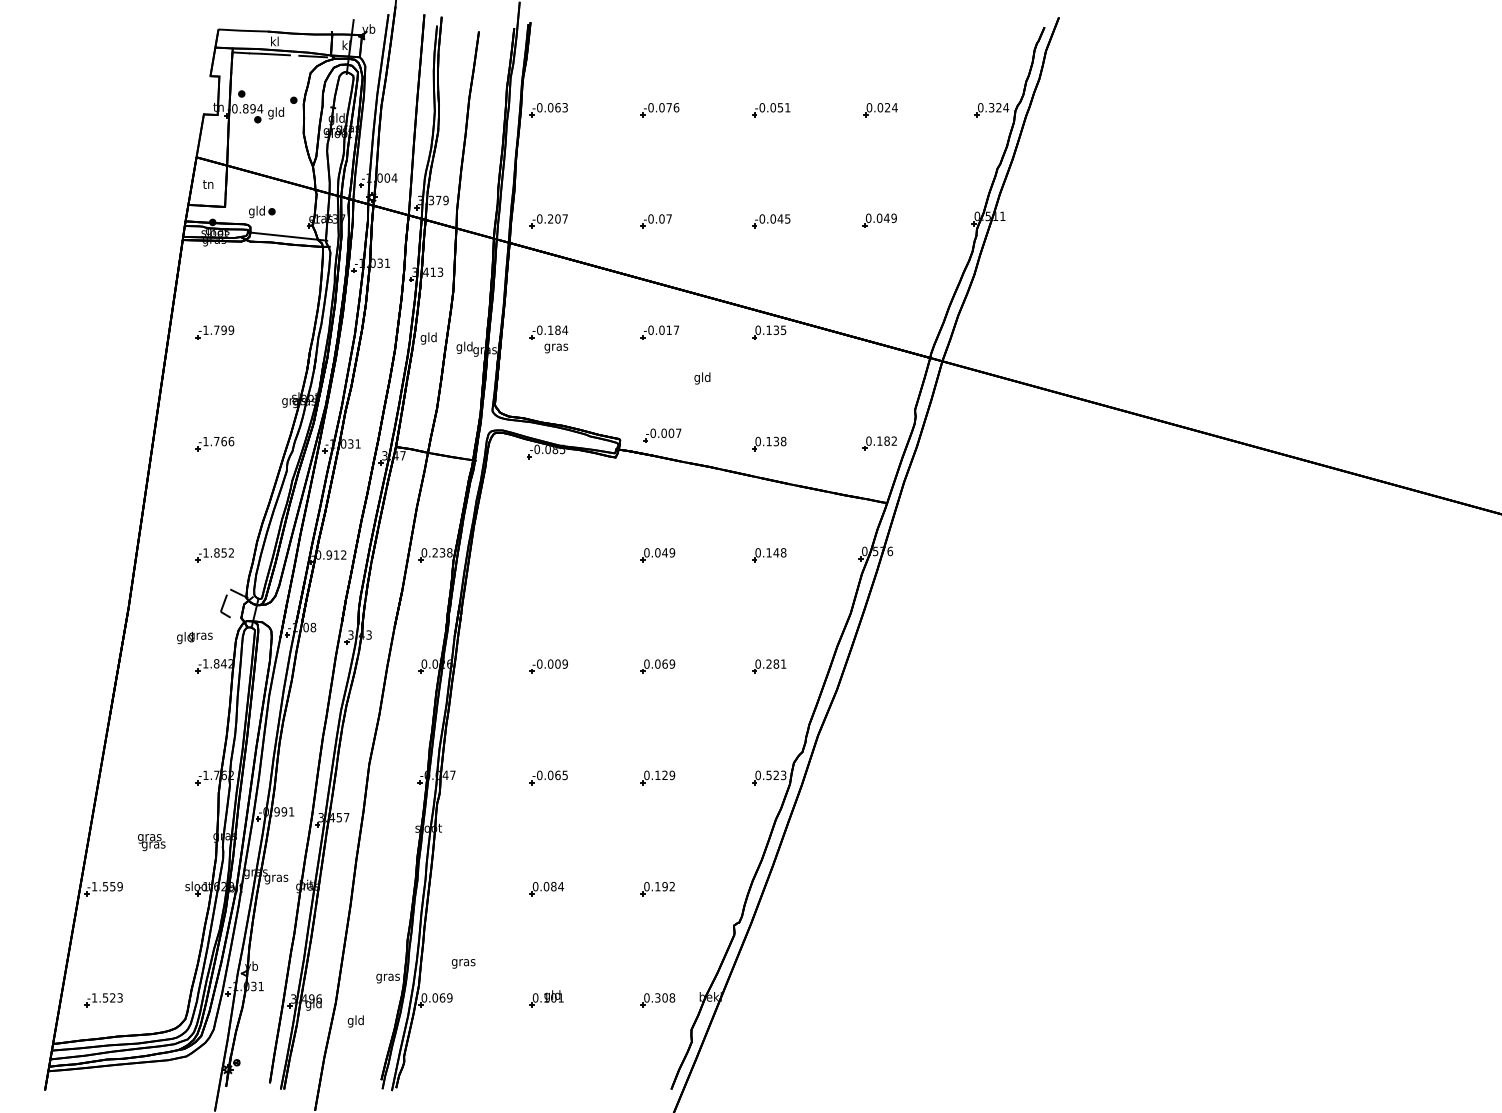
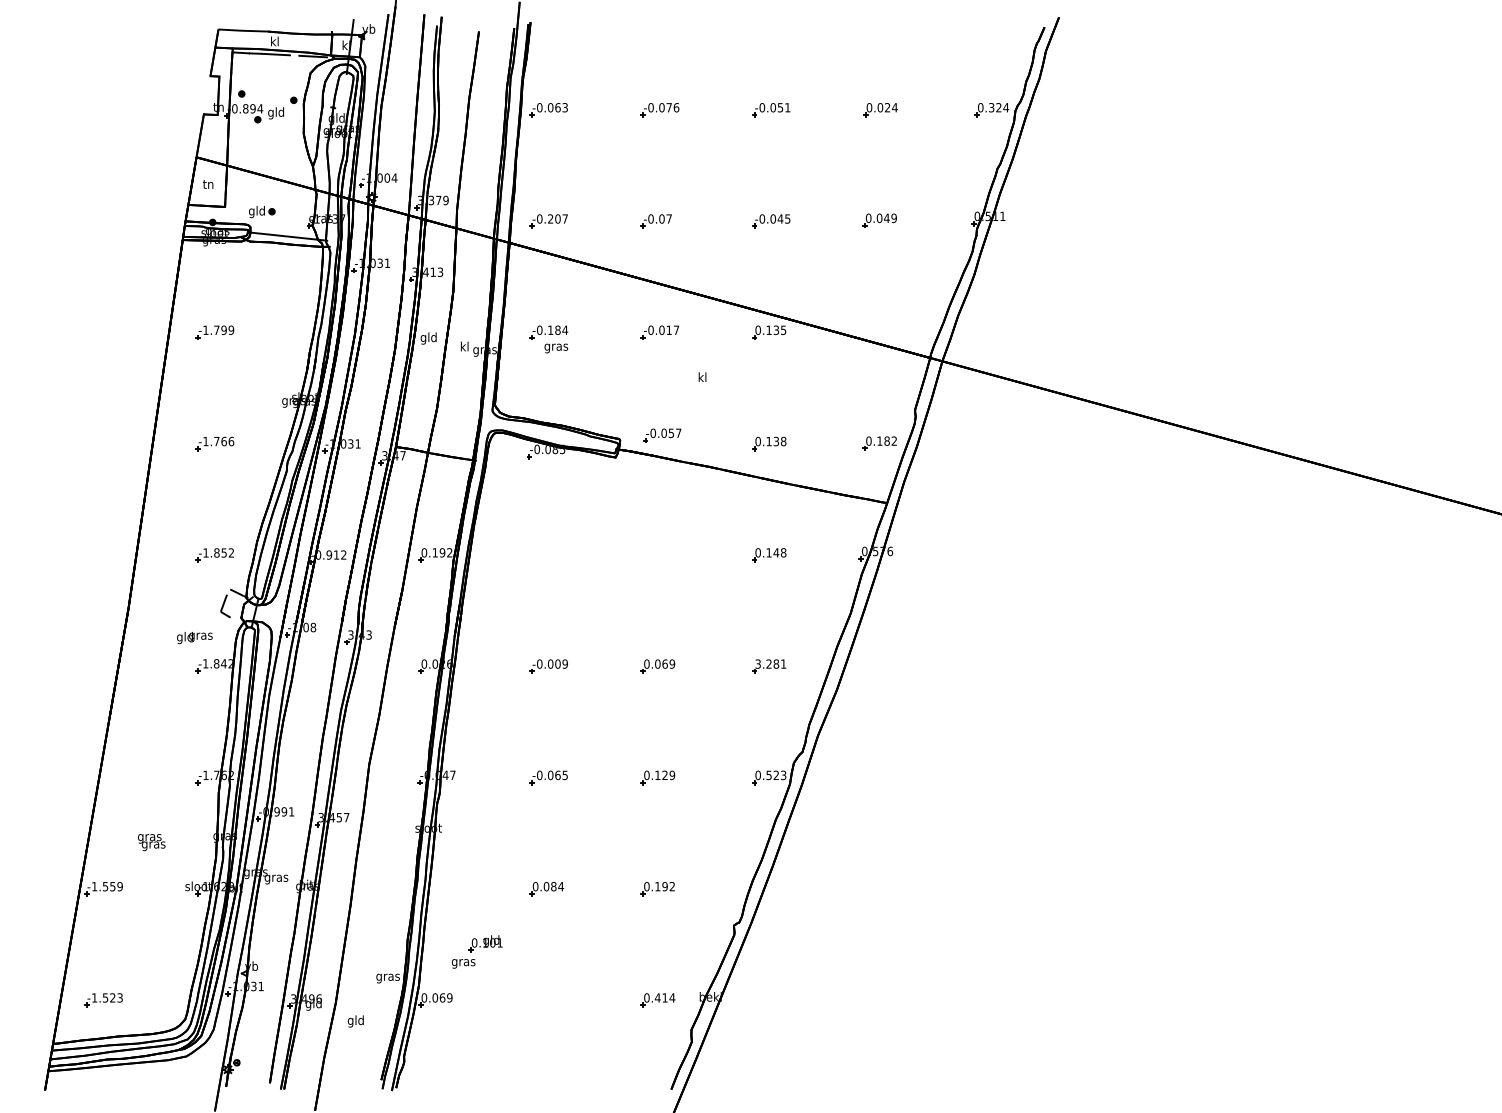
text: gld -> kl (464, 347)
text: gld -> kl (702, 378)
text: -0.007 -> -0.057 (671, 432)
text: 0.238 -> 0.192 (442, 552)
part: present -> none (657, 555)
text: 0.281 -> 3.281 (757, 663)
text: 0.308 -> 0.414 (664, 997)
part position: (546, 998) -> (485, 943) (485, 943)
